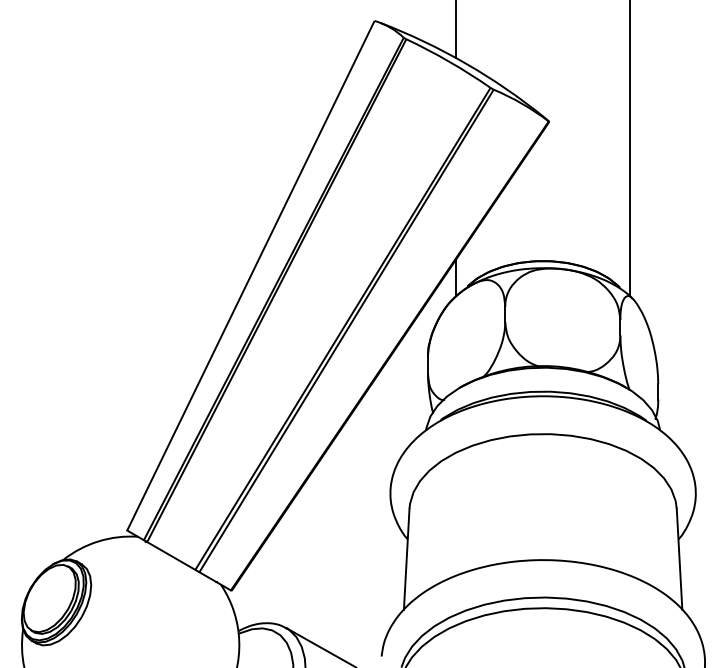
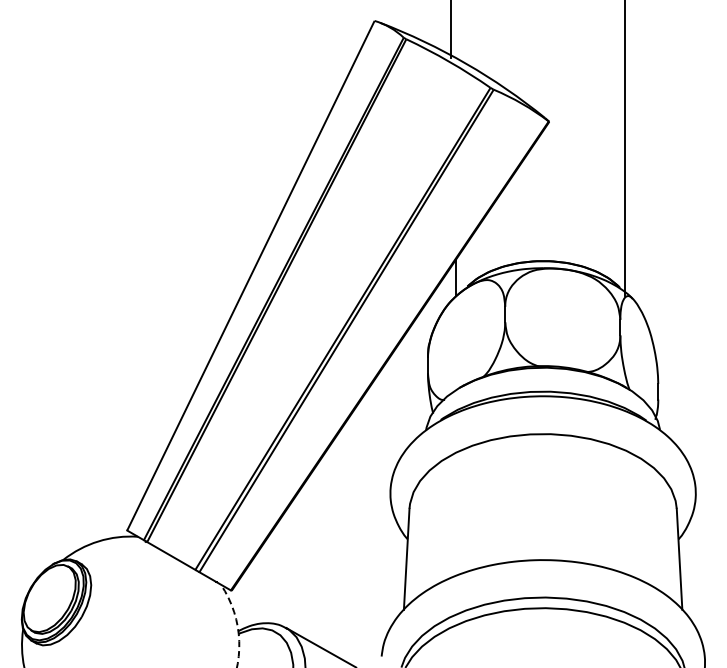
line position: (456, 30) -> (451, 30) (451, 30)
line position: (630, 149) -> (625, 149) (625, 149)
arc: solid -> dashed (237, 624)
